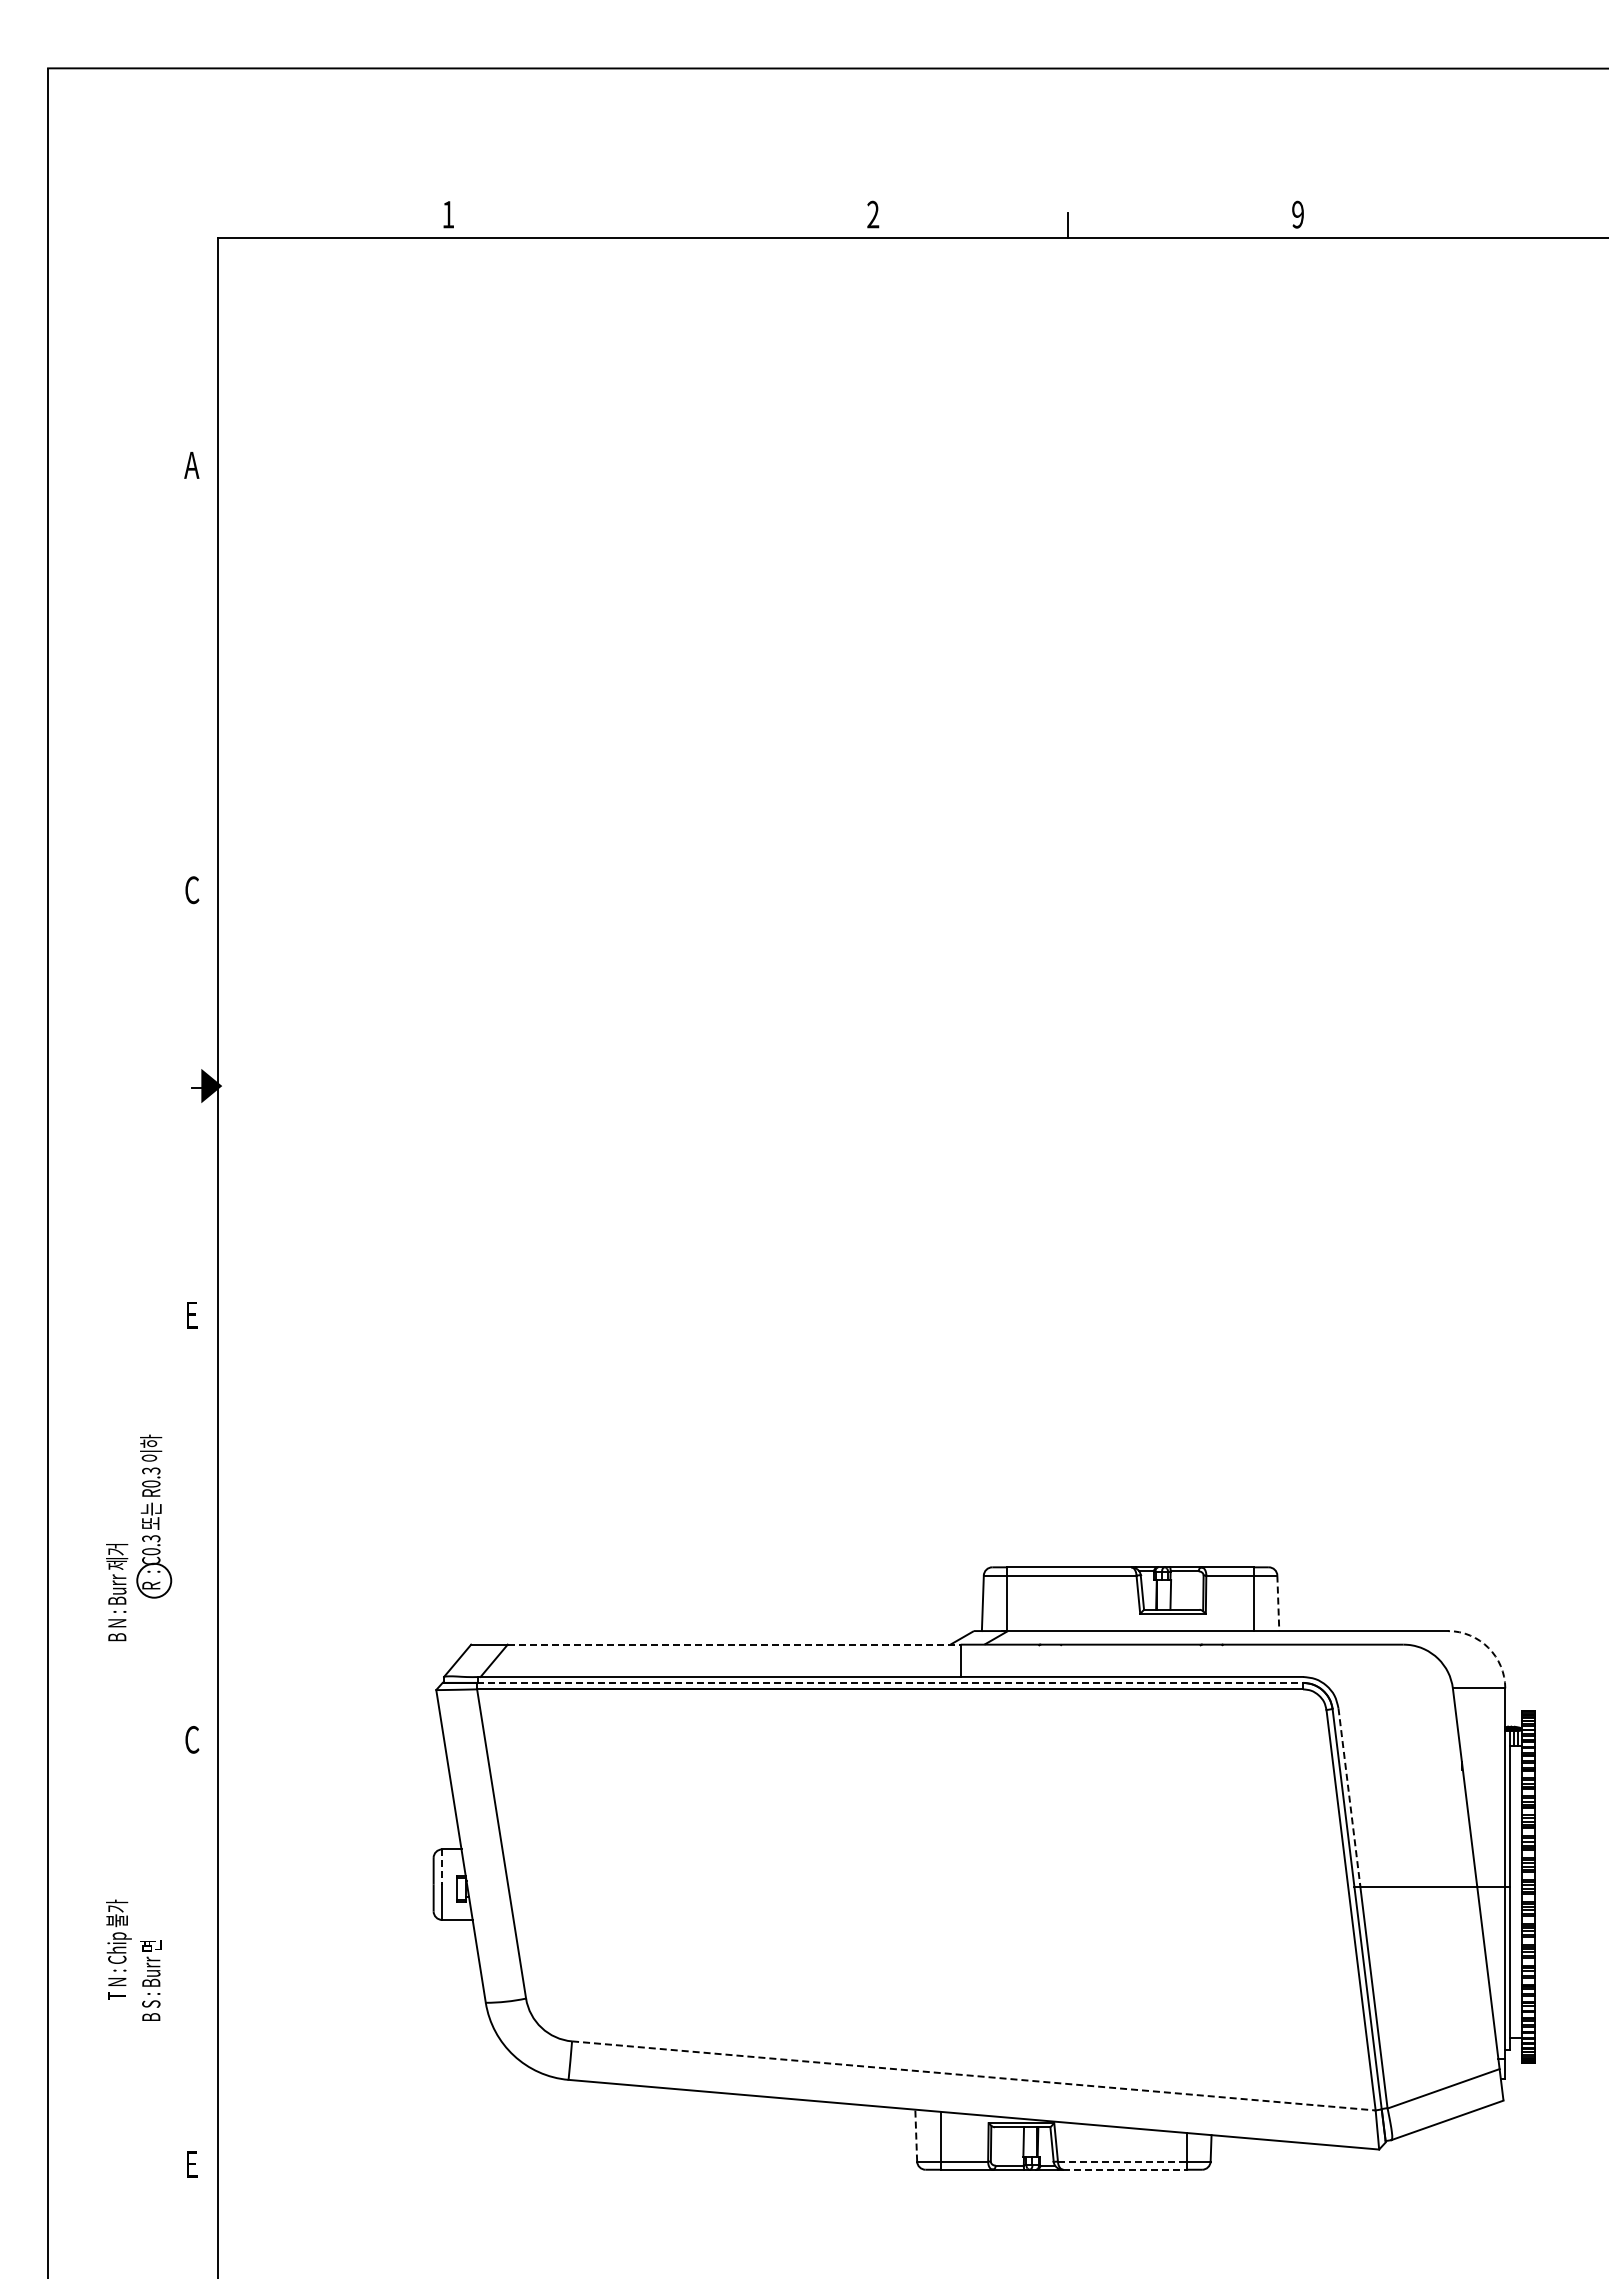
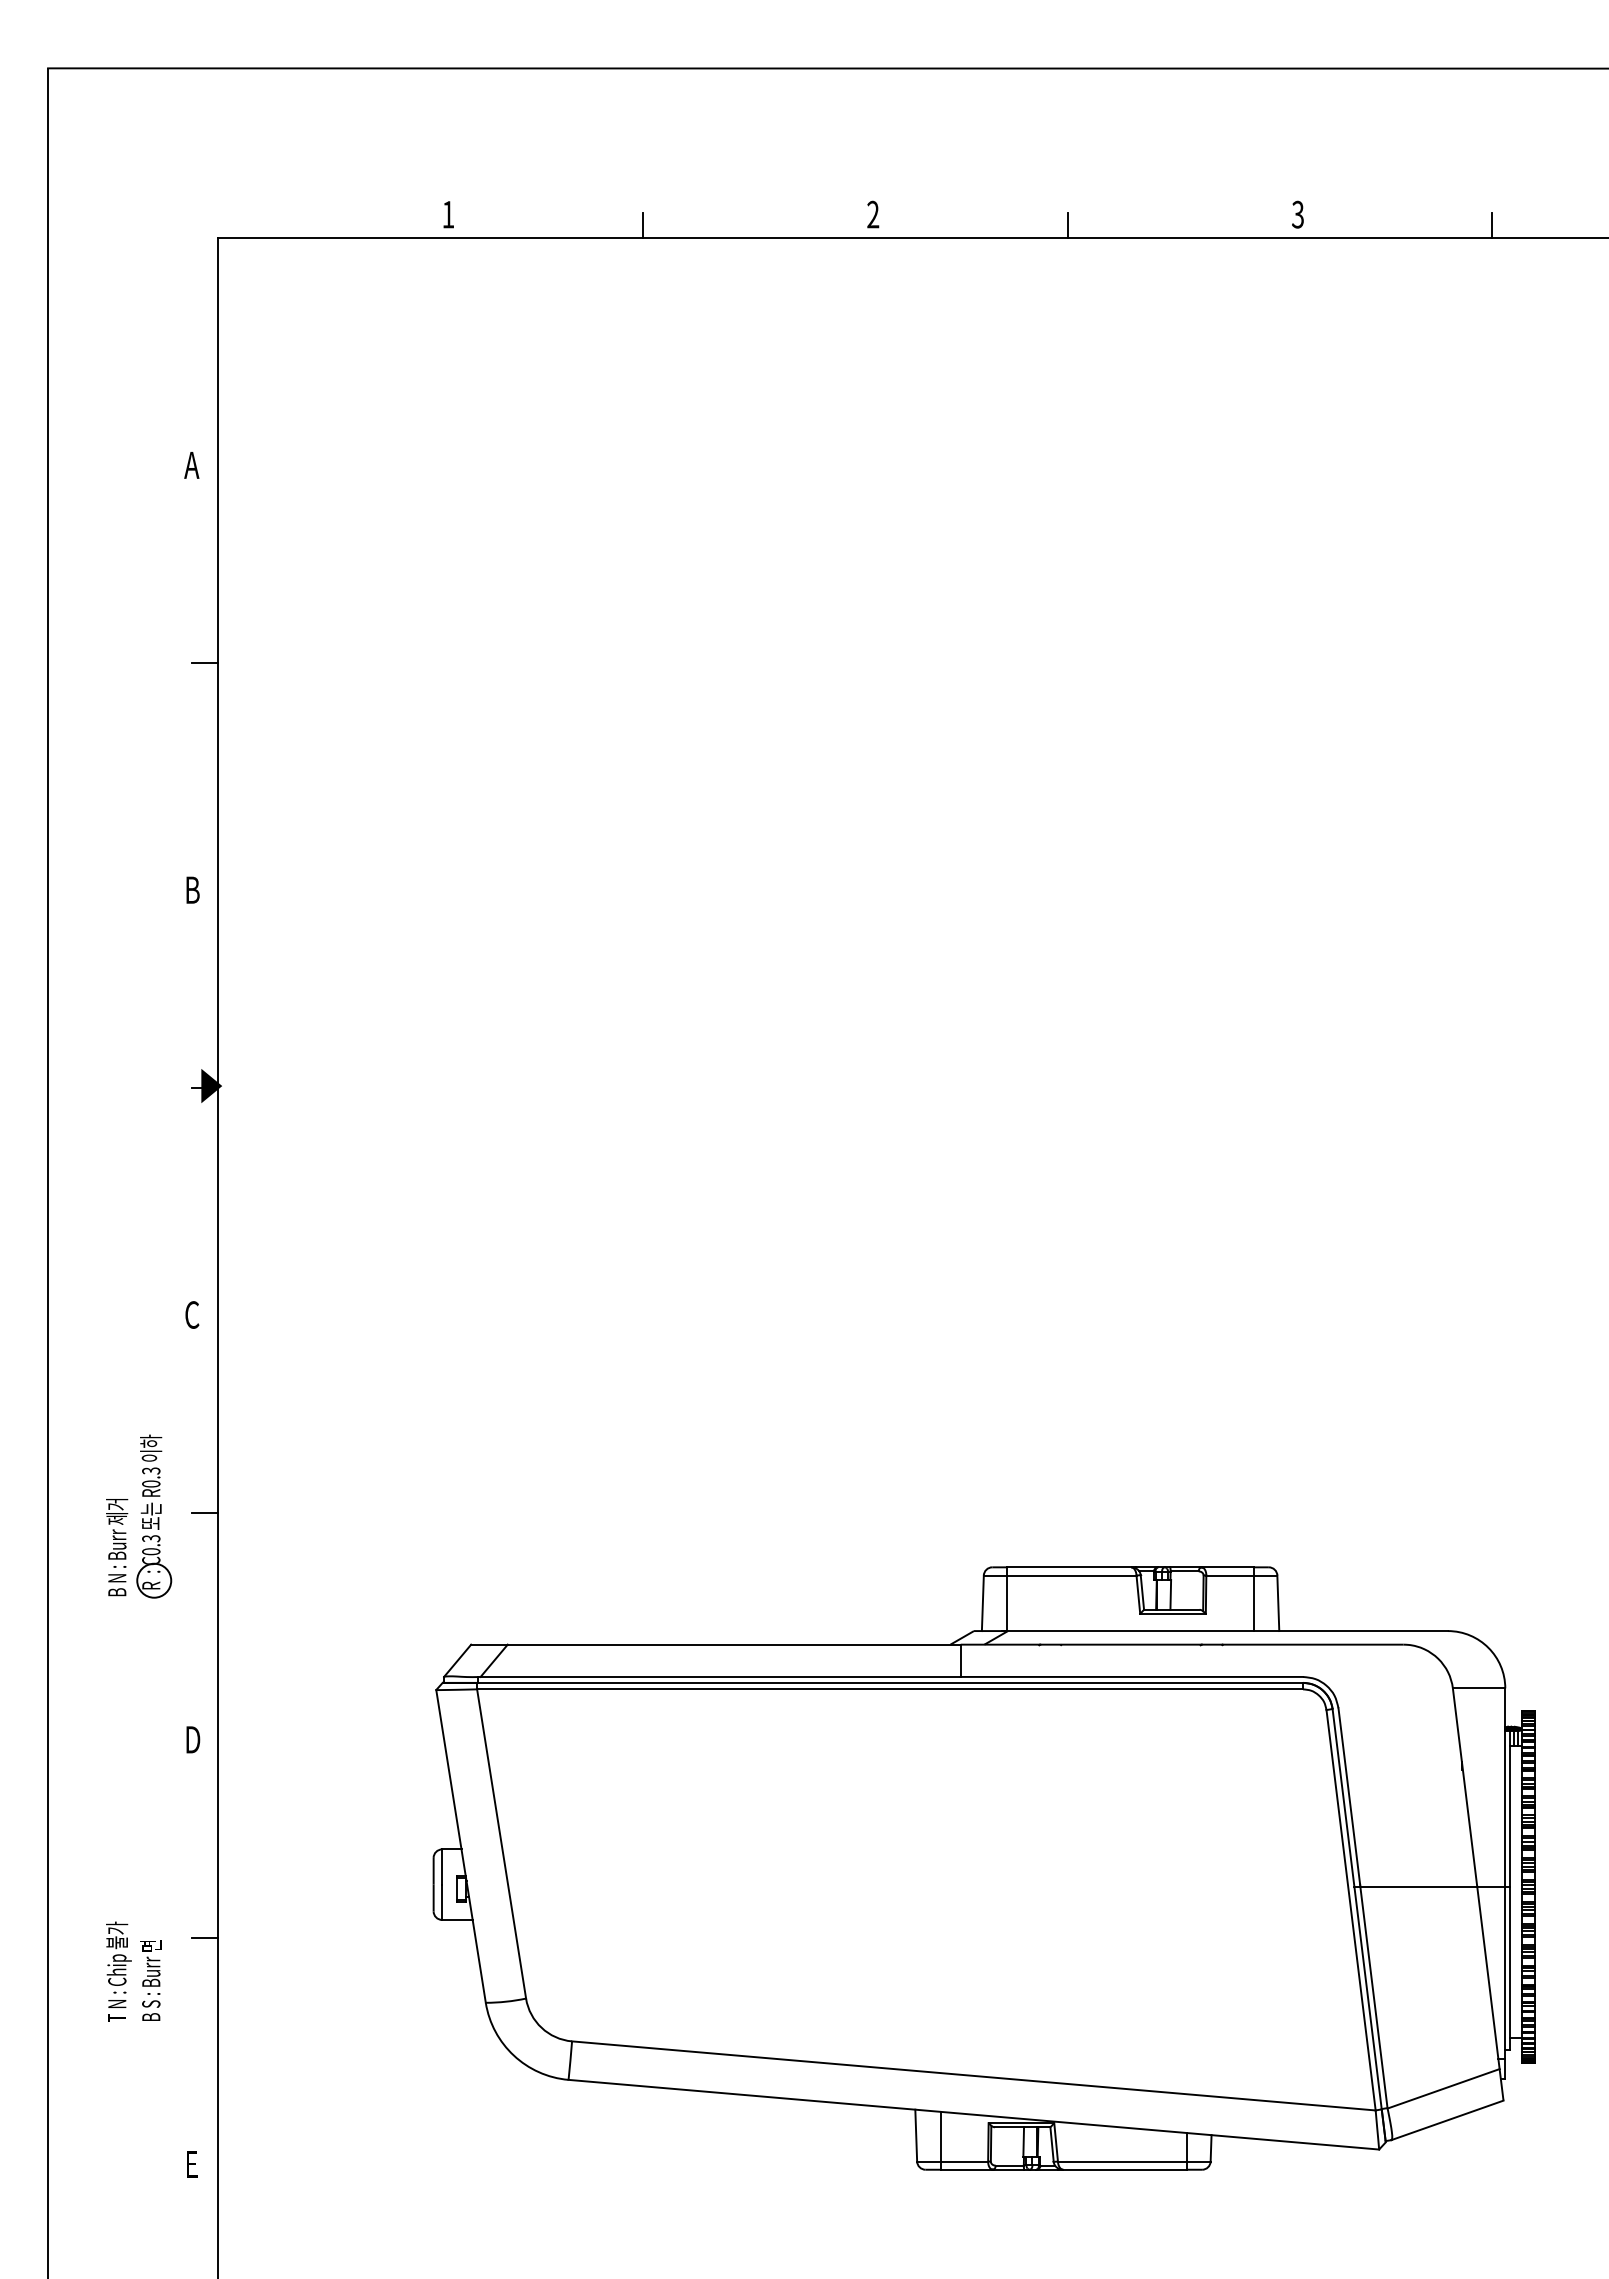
text: 9 -> 3 (1297, 214)
line: none -> present (642, 225)
line: none -> present (1492, 225)
line: none -> present (204, 663)
text: C -> B (192, 890)
text: E -> C (192, 1314)
line: none -> present (204, 1512)
text position: (117, 1592) -> (117, 1547) (117, 1547)
line: dashed -> solid (1278, 1603)
line: dashed -> solid (734, 1644)
arc: dashed -> solid (1488, 1647)
line: dashed -> solid (890, 1682)
text: C -> D (192, 1739)
line: dashed -> solid (1349, 1796)
line: dashed -> solid (442, 1867)
line: none -> present (204, 1937)
text position: (118, 1949) -> (118, 1971) (118, 1971)
line: dashed -> solid (974, 2075)
line: dashed -> solid (916, 2135)
line: dashed -> solid (1122, 2161)
line: dashed -> solid (1125, 2169)
